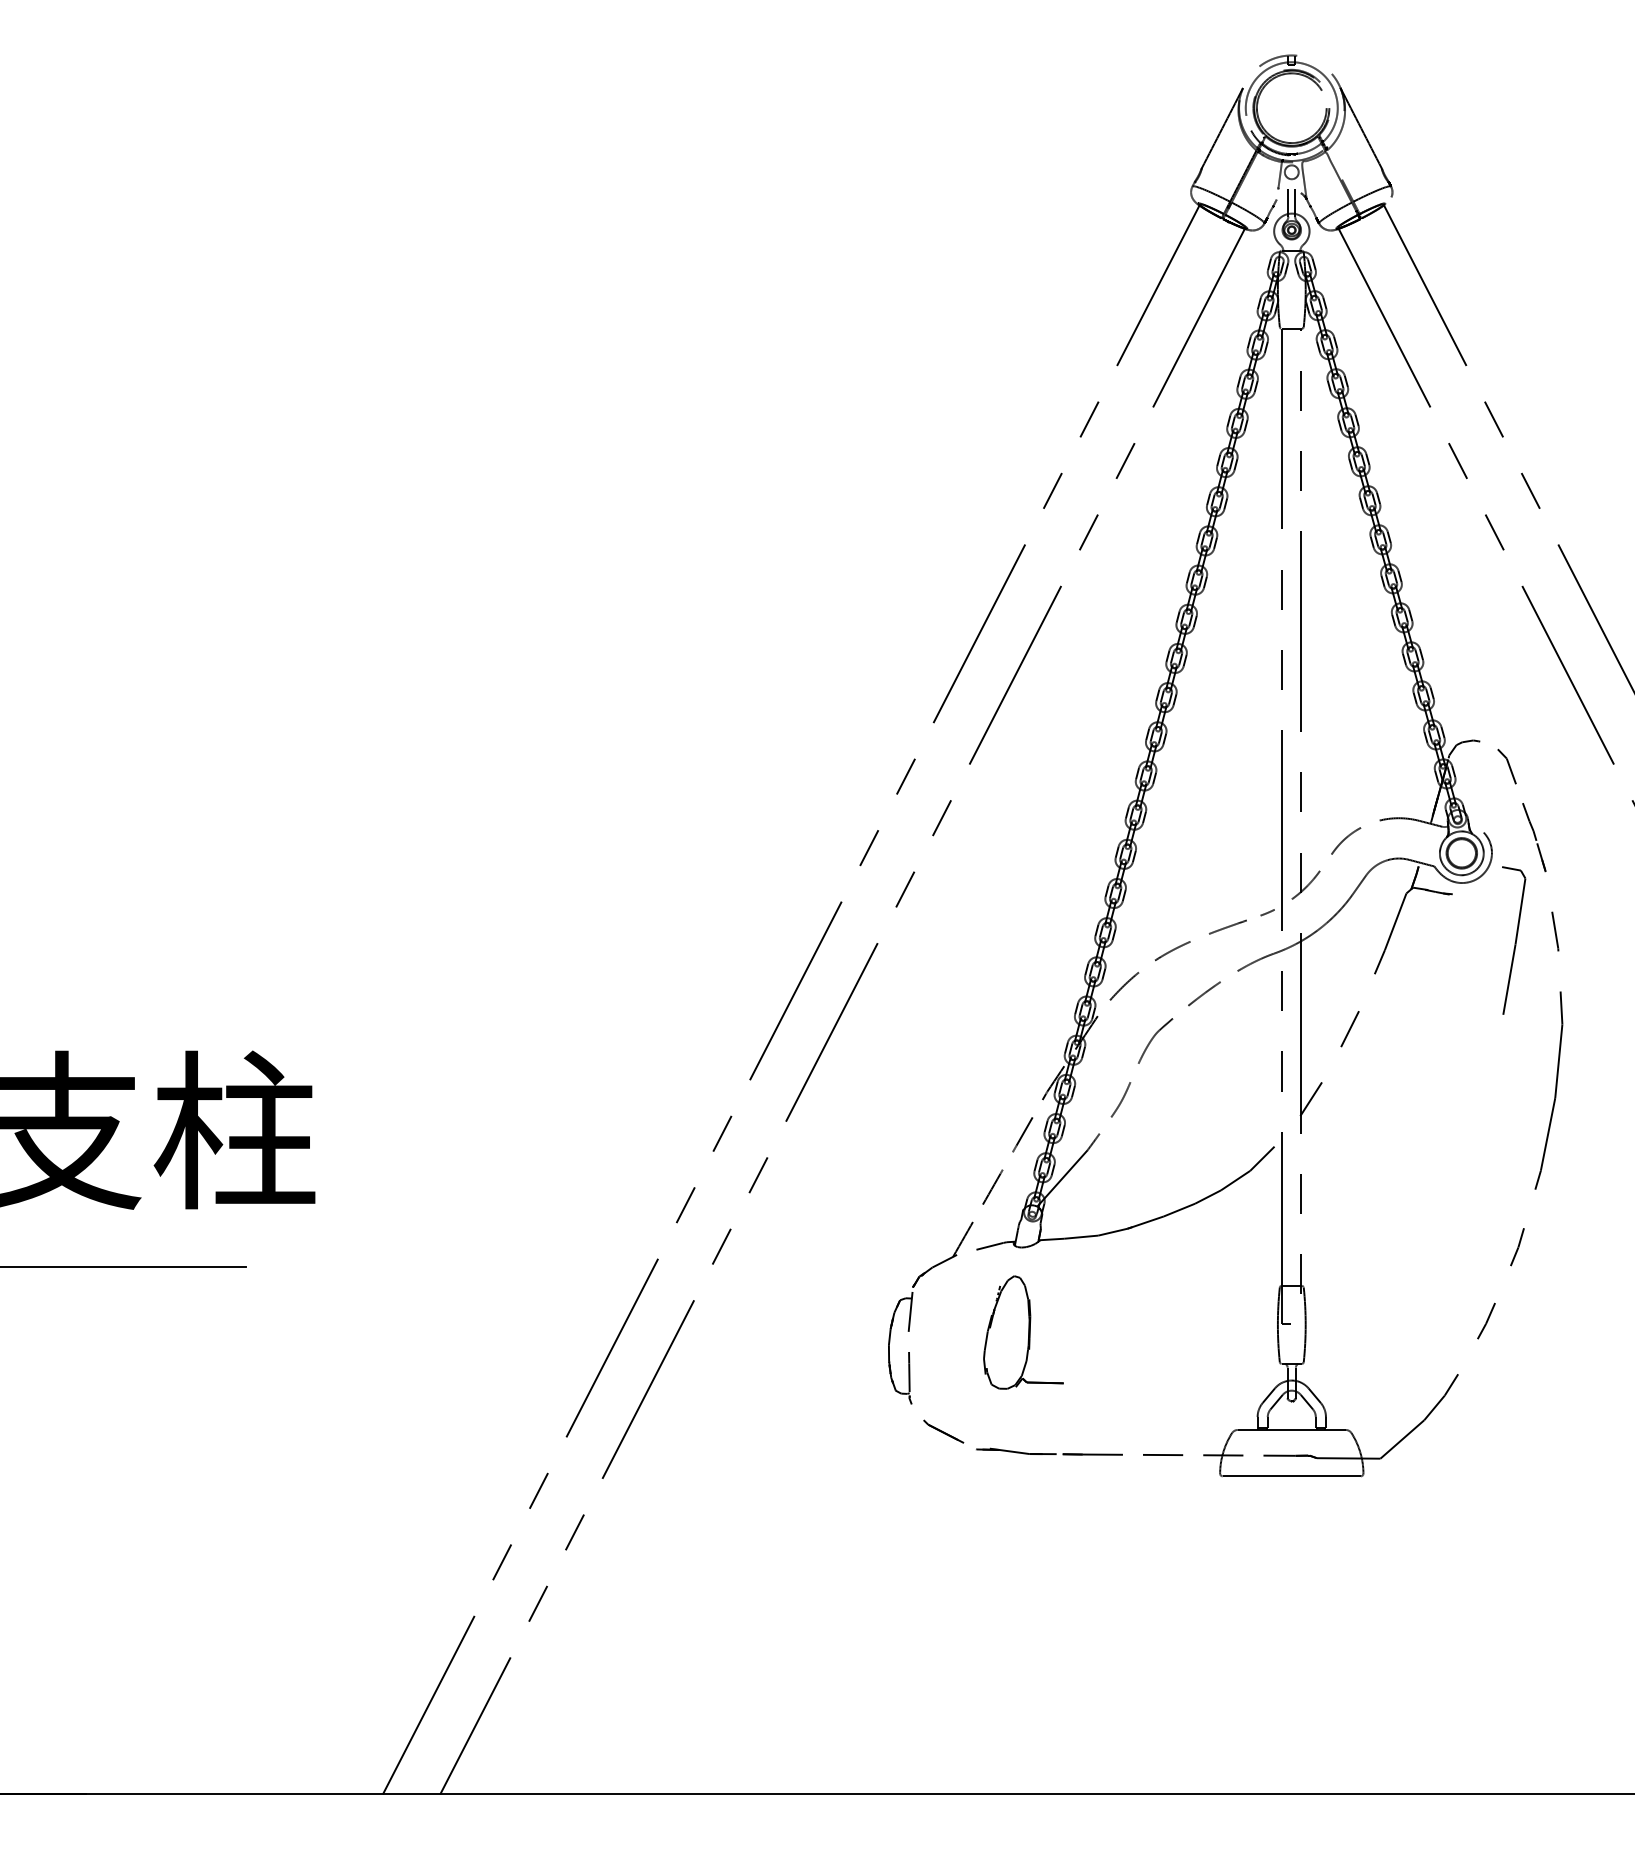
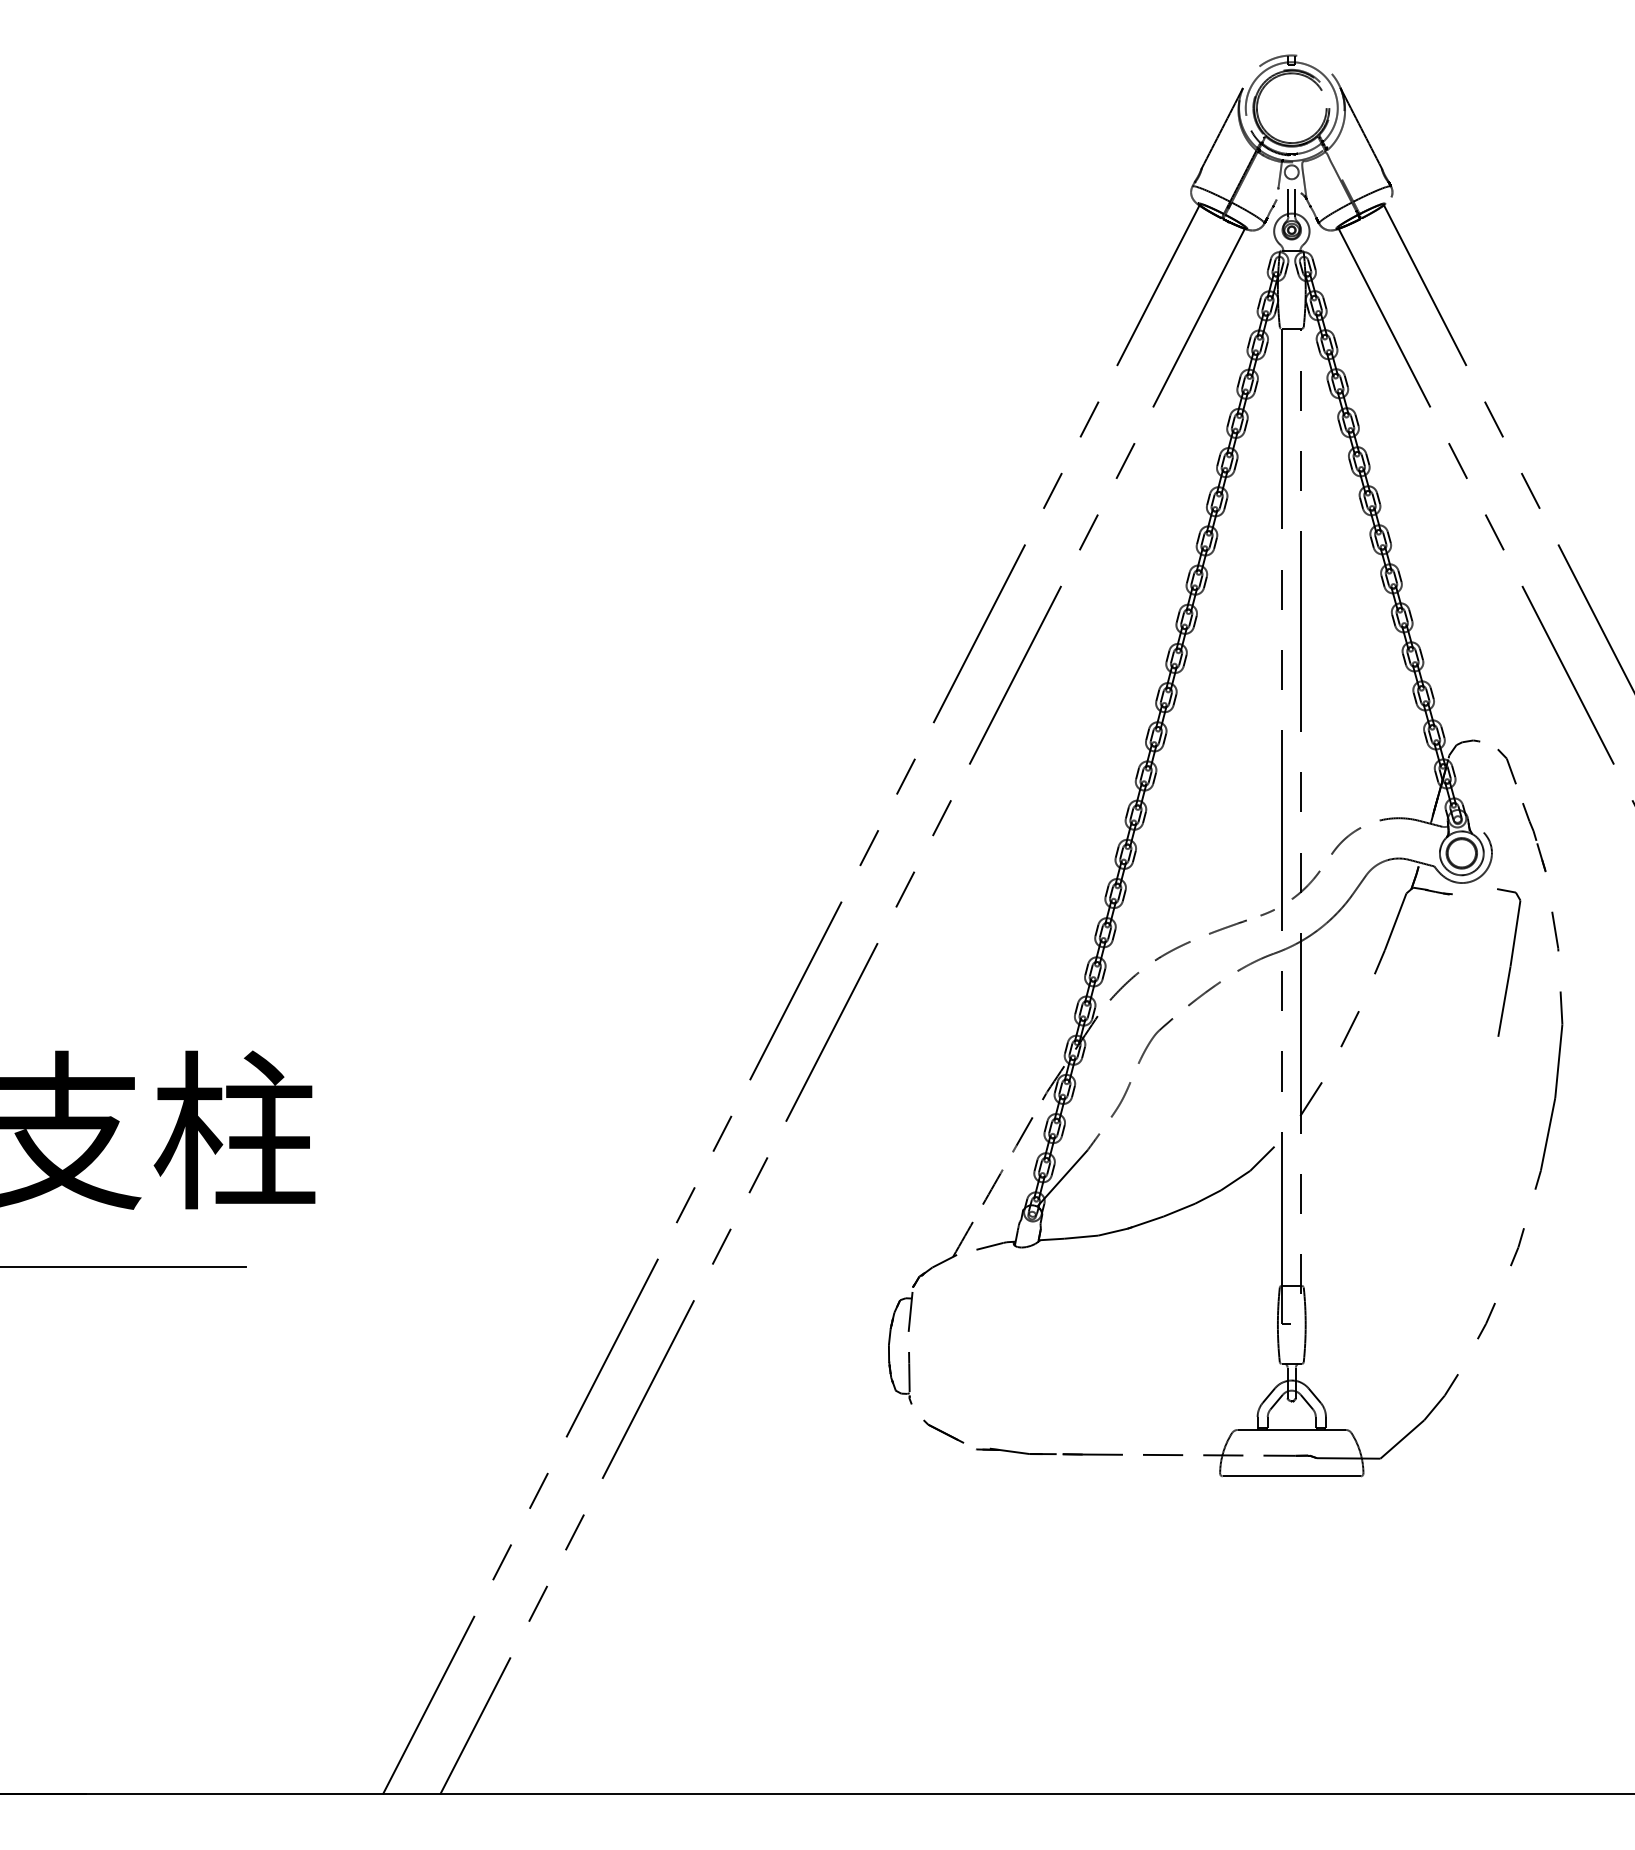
line position: (1515, 940) -> (1510, 962) (1510, 962)
part: present -> none (1023, 1332)
